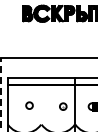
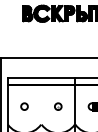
line: dashed -> solid (0, 94)
circle position: (29, 105) -> (24, 106) (24, 106)
part position: (63, 106) -> (58, 106) (58, 106)
